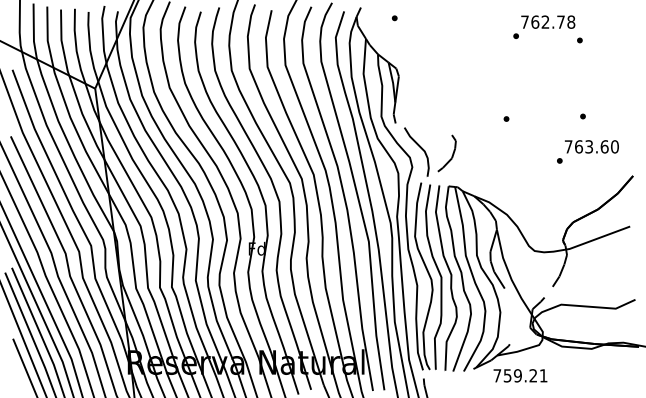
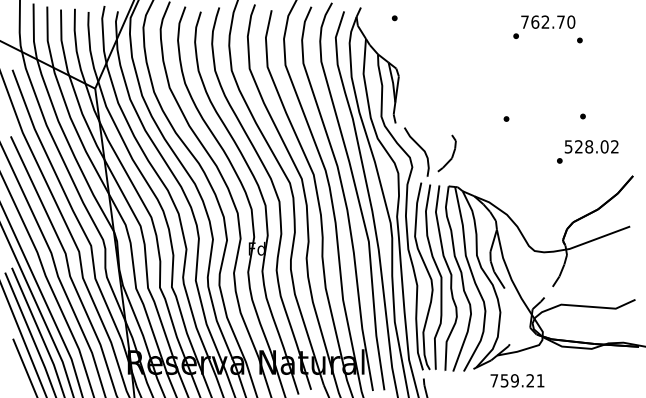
text: 762.78 -> 762.70 (571, 21)
text: 763.60 -> 528.02 (591, 146)
text position: (520, 375) -> (517, 380) (517, 380)
